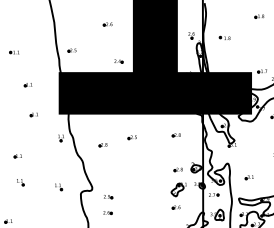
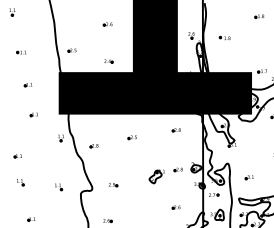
part: none -> present (12, 12)
part position: (14, 52) -> (21, 52) (21, 52)
part position: (118, 61) -> (108, 61) (108, 61)
part position: (175, 135) -> (175, 130) (175, 130)
part position: (102, 145) -> (93, 146) (93, 146)
part position: (178, 189) -> (156, 176) (156, 176)
part position: (108, 197) -> (113, 185) (113, 185)
part position: (107, 213) -> (107, 221) (107, 221)
part position: (8, 221) -> (31, 219) (31, 219)
